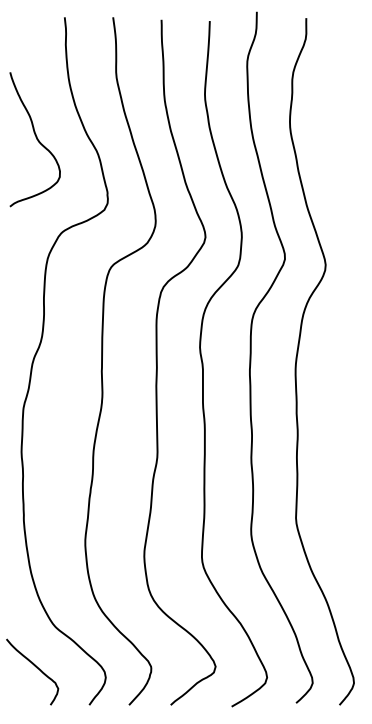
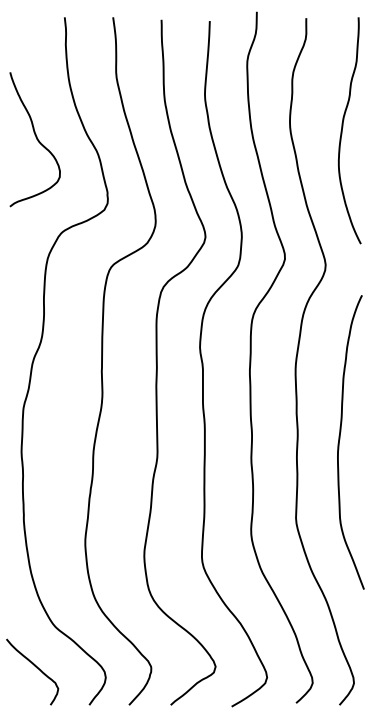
curve: none -> present (343, 127)
curve: none -> present (340, 439)
